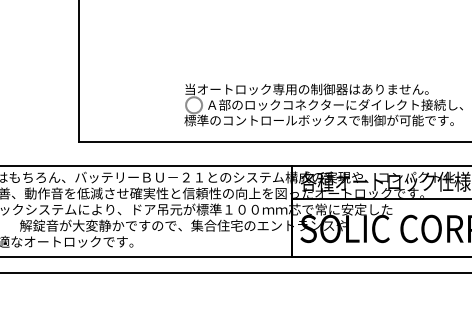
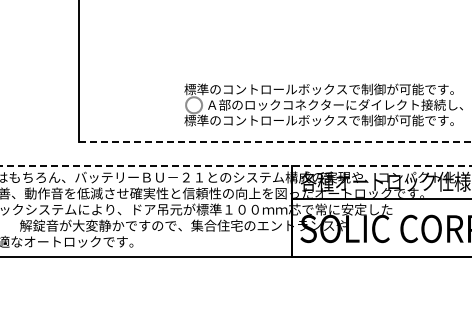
text: 当オートロック専用の制御器はありません。 -> 標準のコントロールボックスで制御が可能です。 (318, 89)
line: solid -> dashed (275, 141)
line: solid -> dashed (236, 166)
line: present -> none (235, 272)
